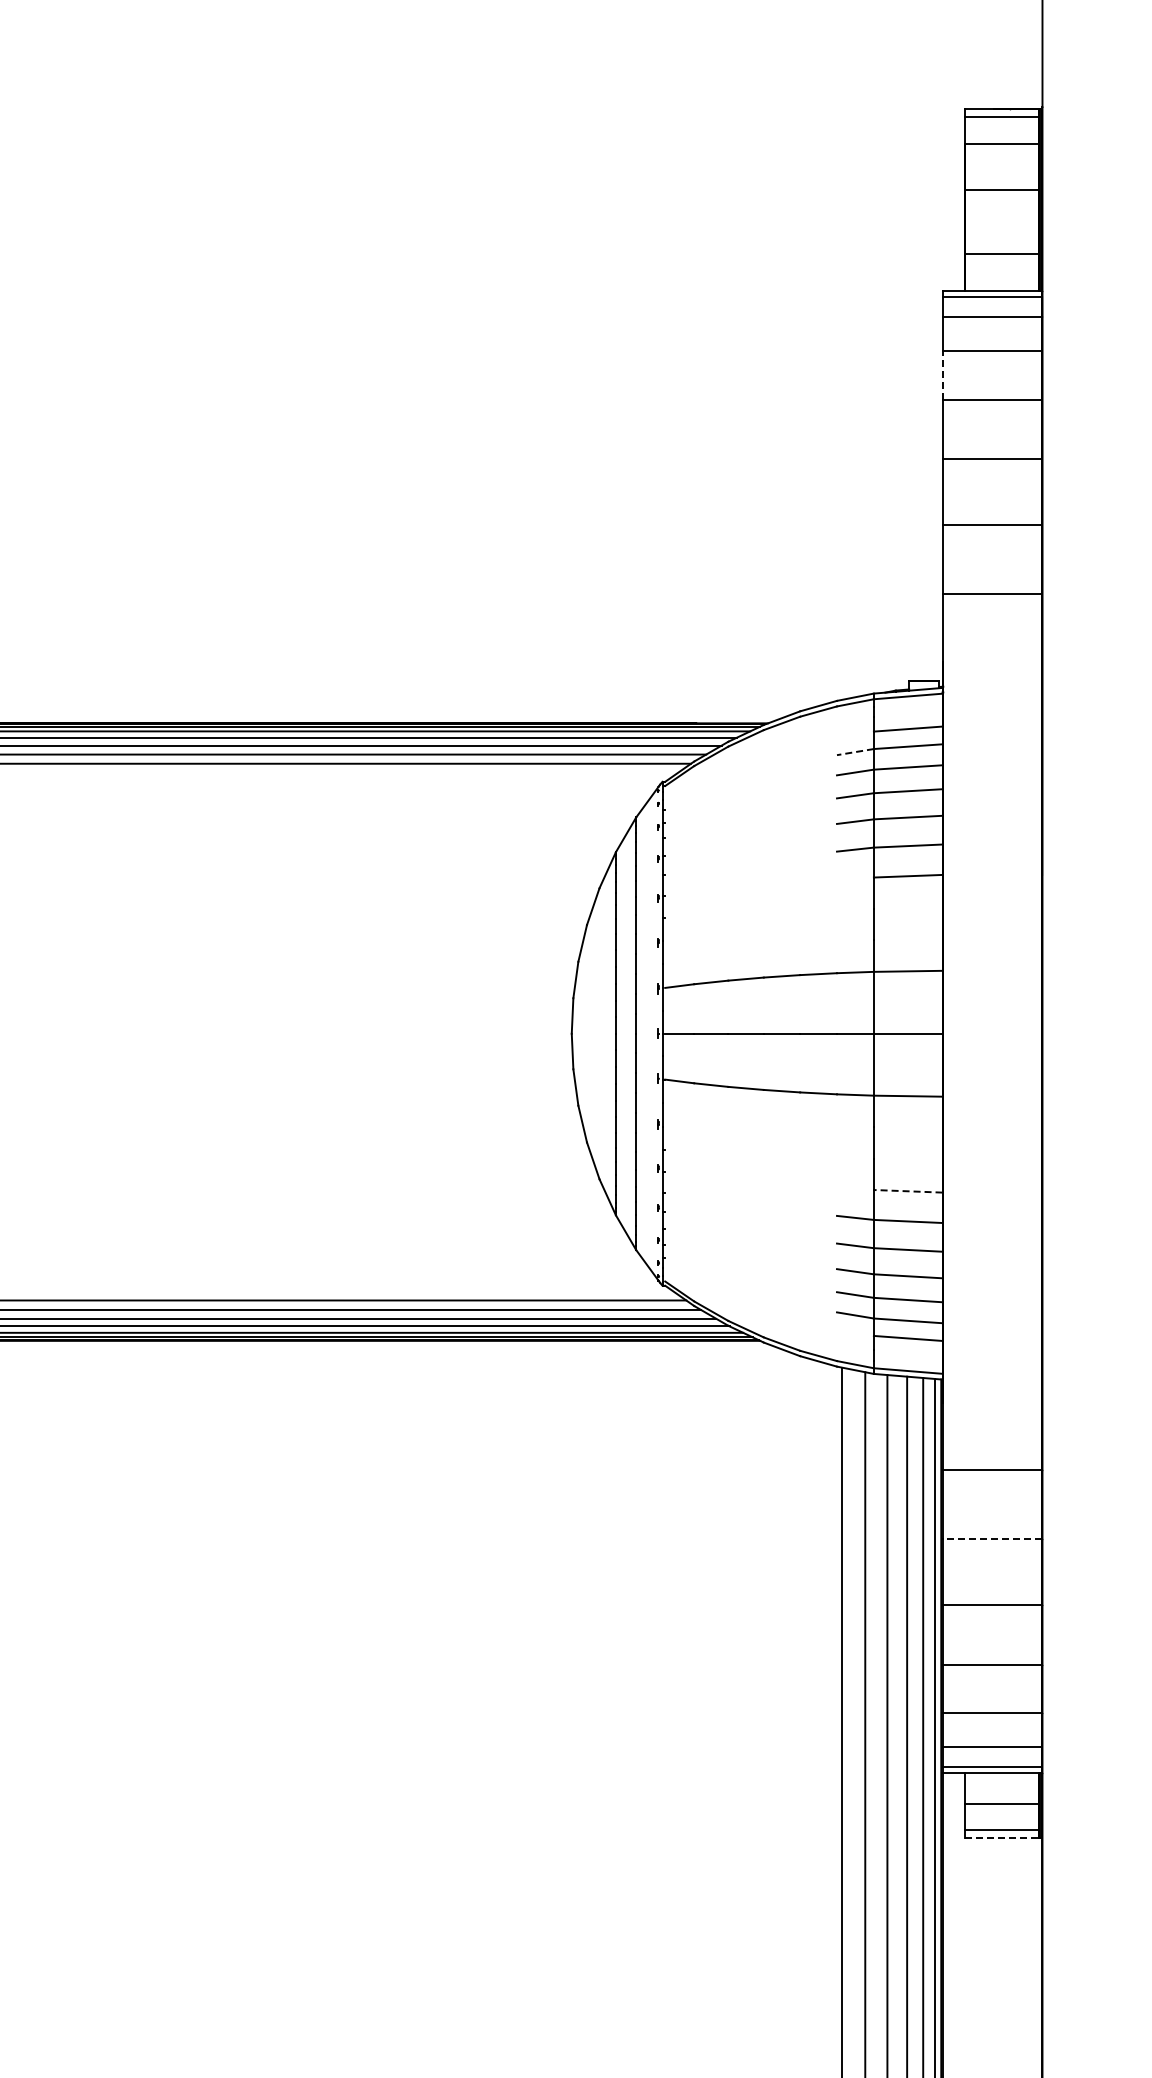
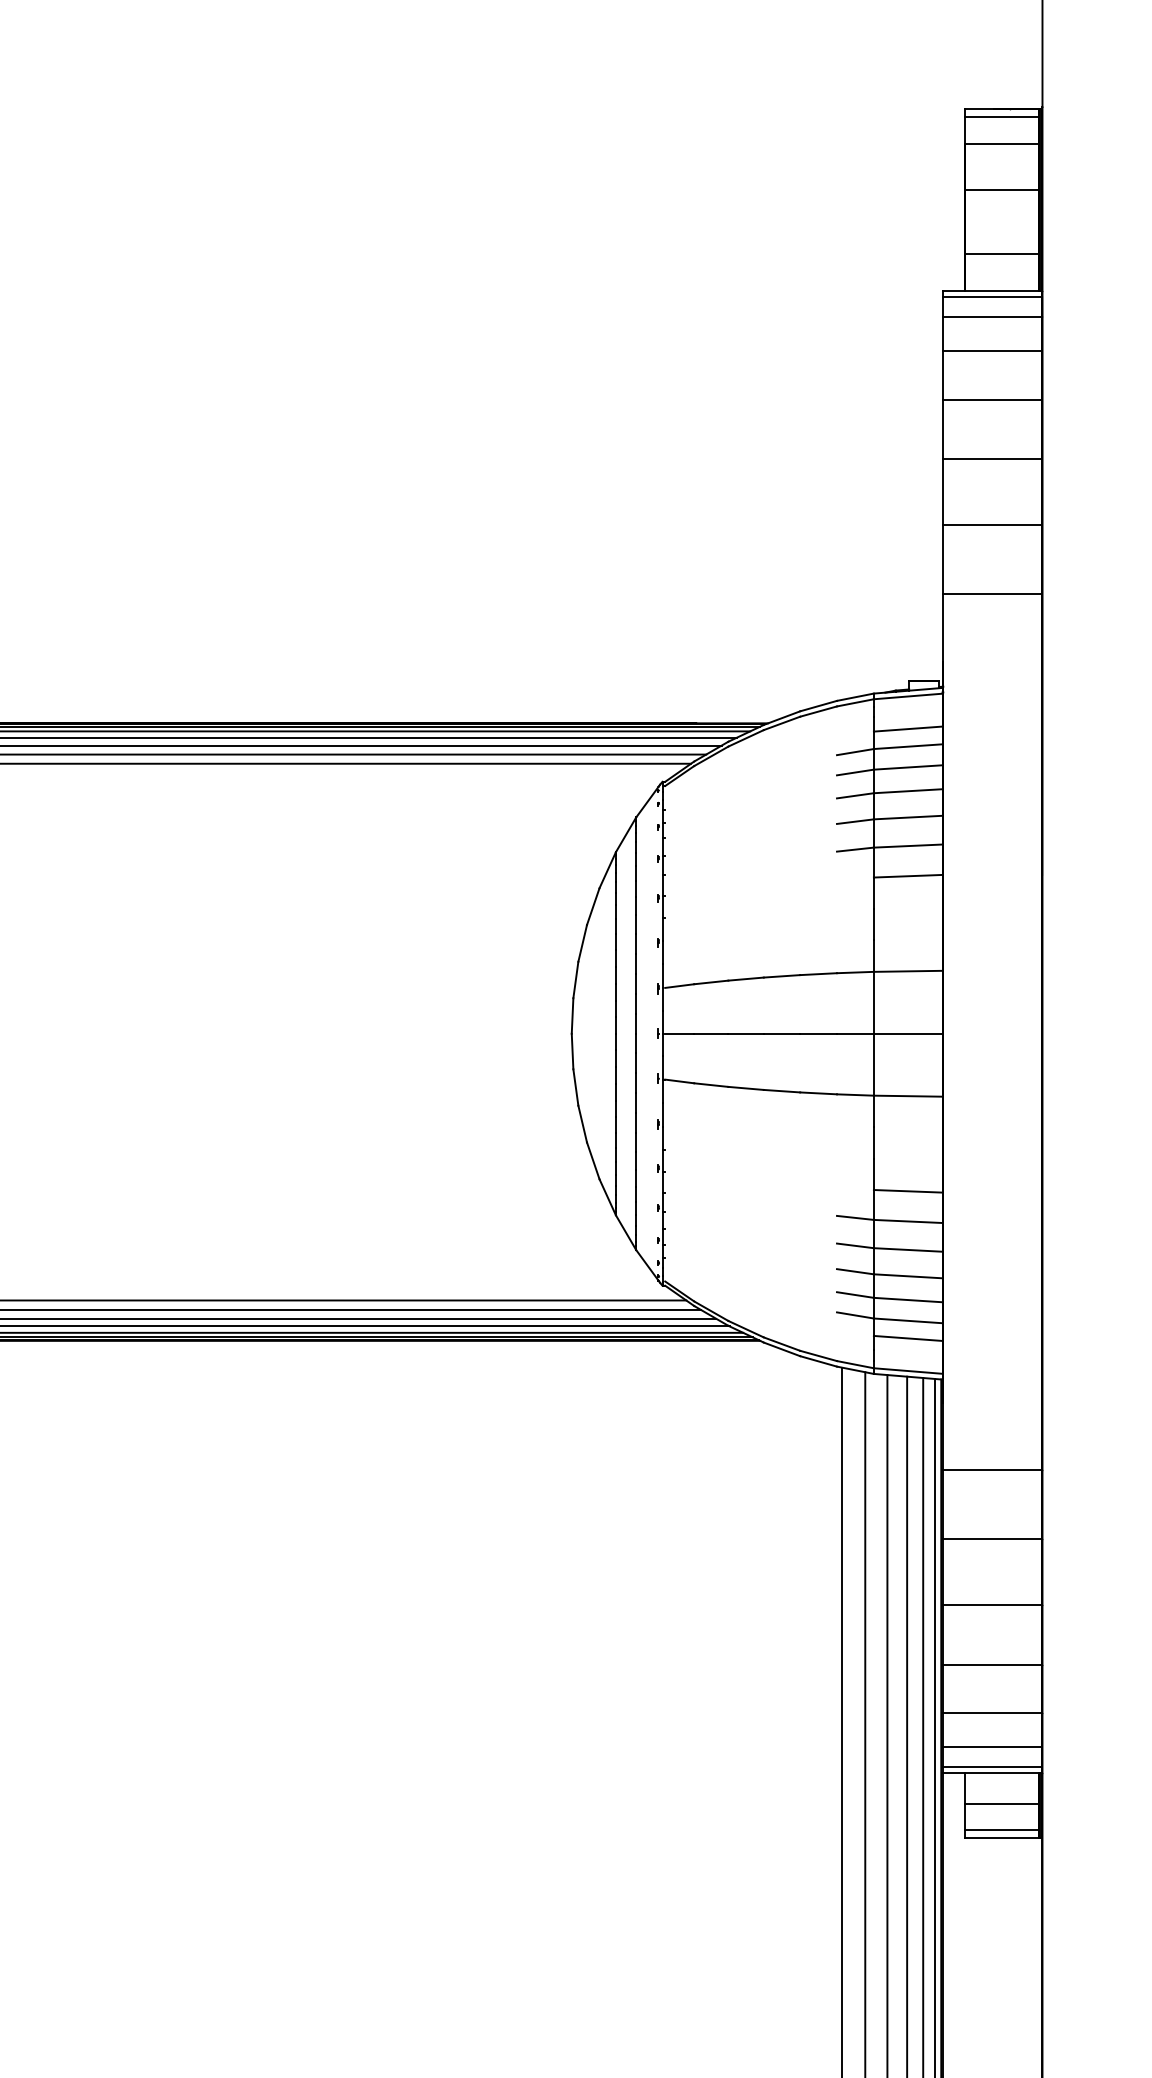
line: dashed -> solid (943, 375)
line: dashed -> solid (855, 752)
line: dashed -> solid (907, 1191)
line: dashed -> solid (992, 1539)
line: dashed -> solid (1002, 1838)
